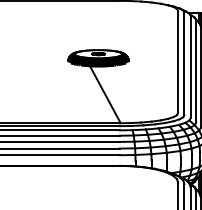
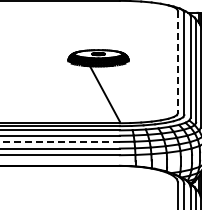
line: solid -> dashed (177, 62)
line: solid -> dashed (59, 141)
